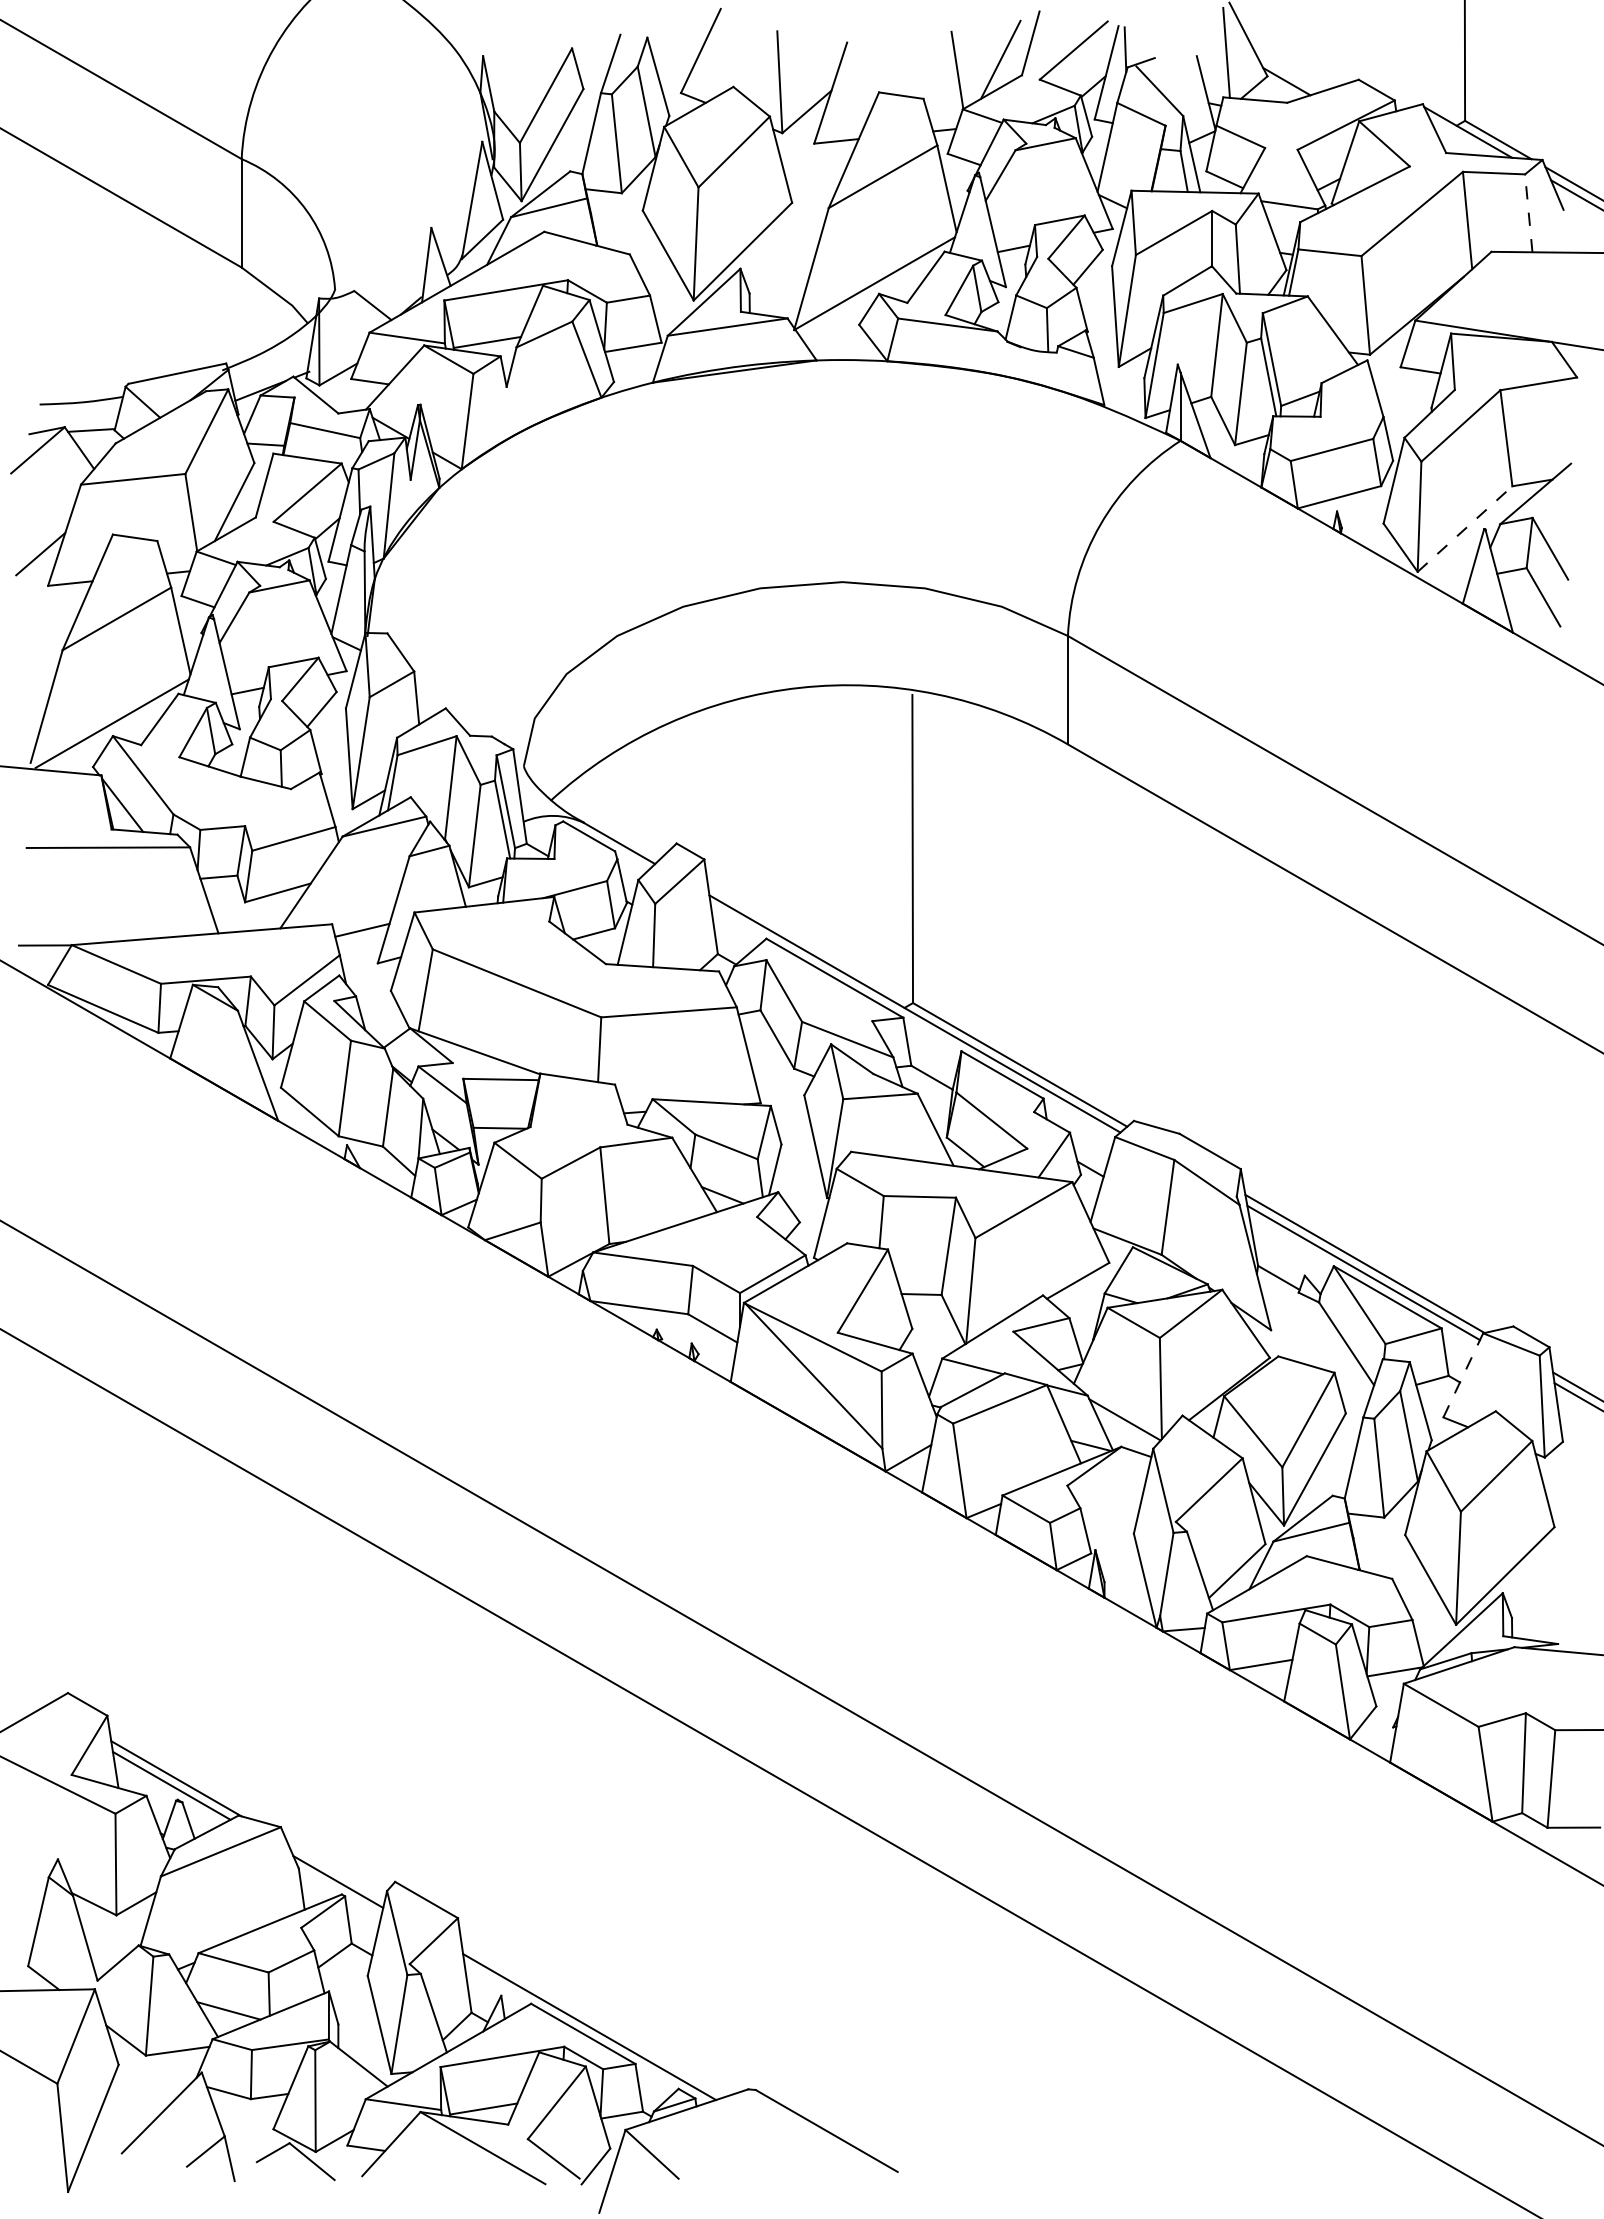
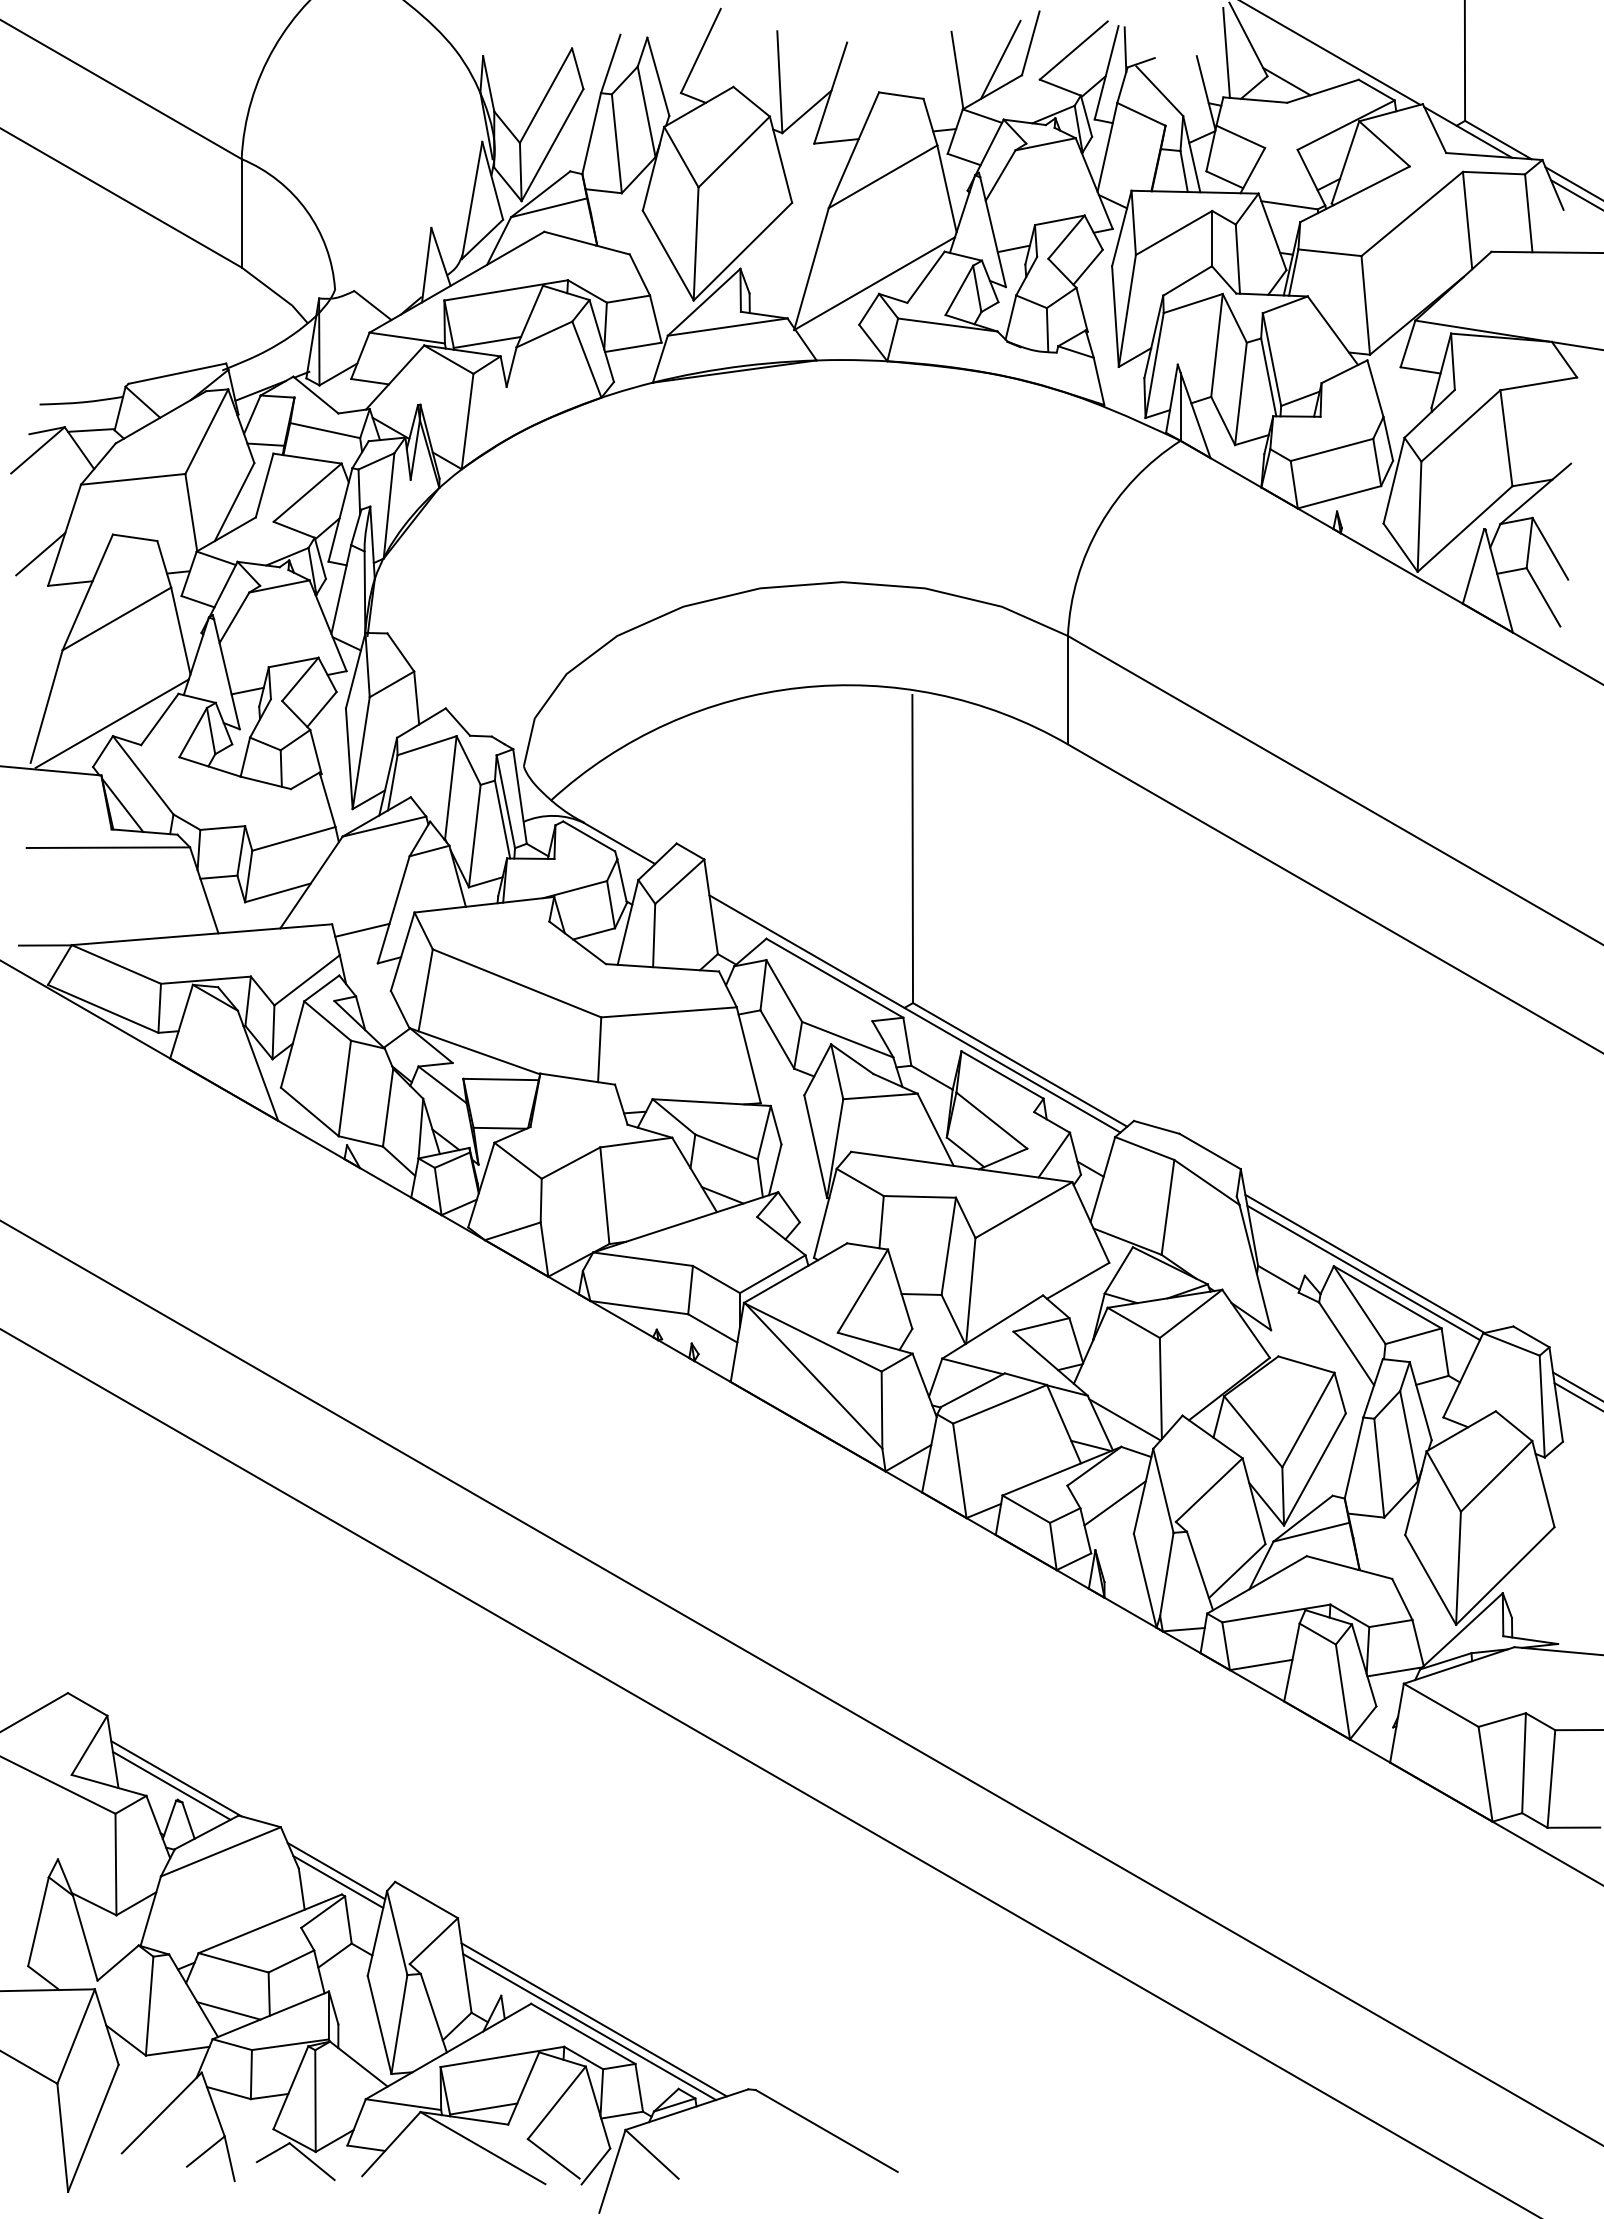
line: none -> present (1331, 53)
line: dashed -> solid (1528, 212)
line: dashed -> solid (1465, 529)
line: dashed -> solid (1463, 1375)
line: none -> present (1114, 1503)
line: none -> present (336, 1871)
line: none -> present (593, 2019)
